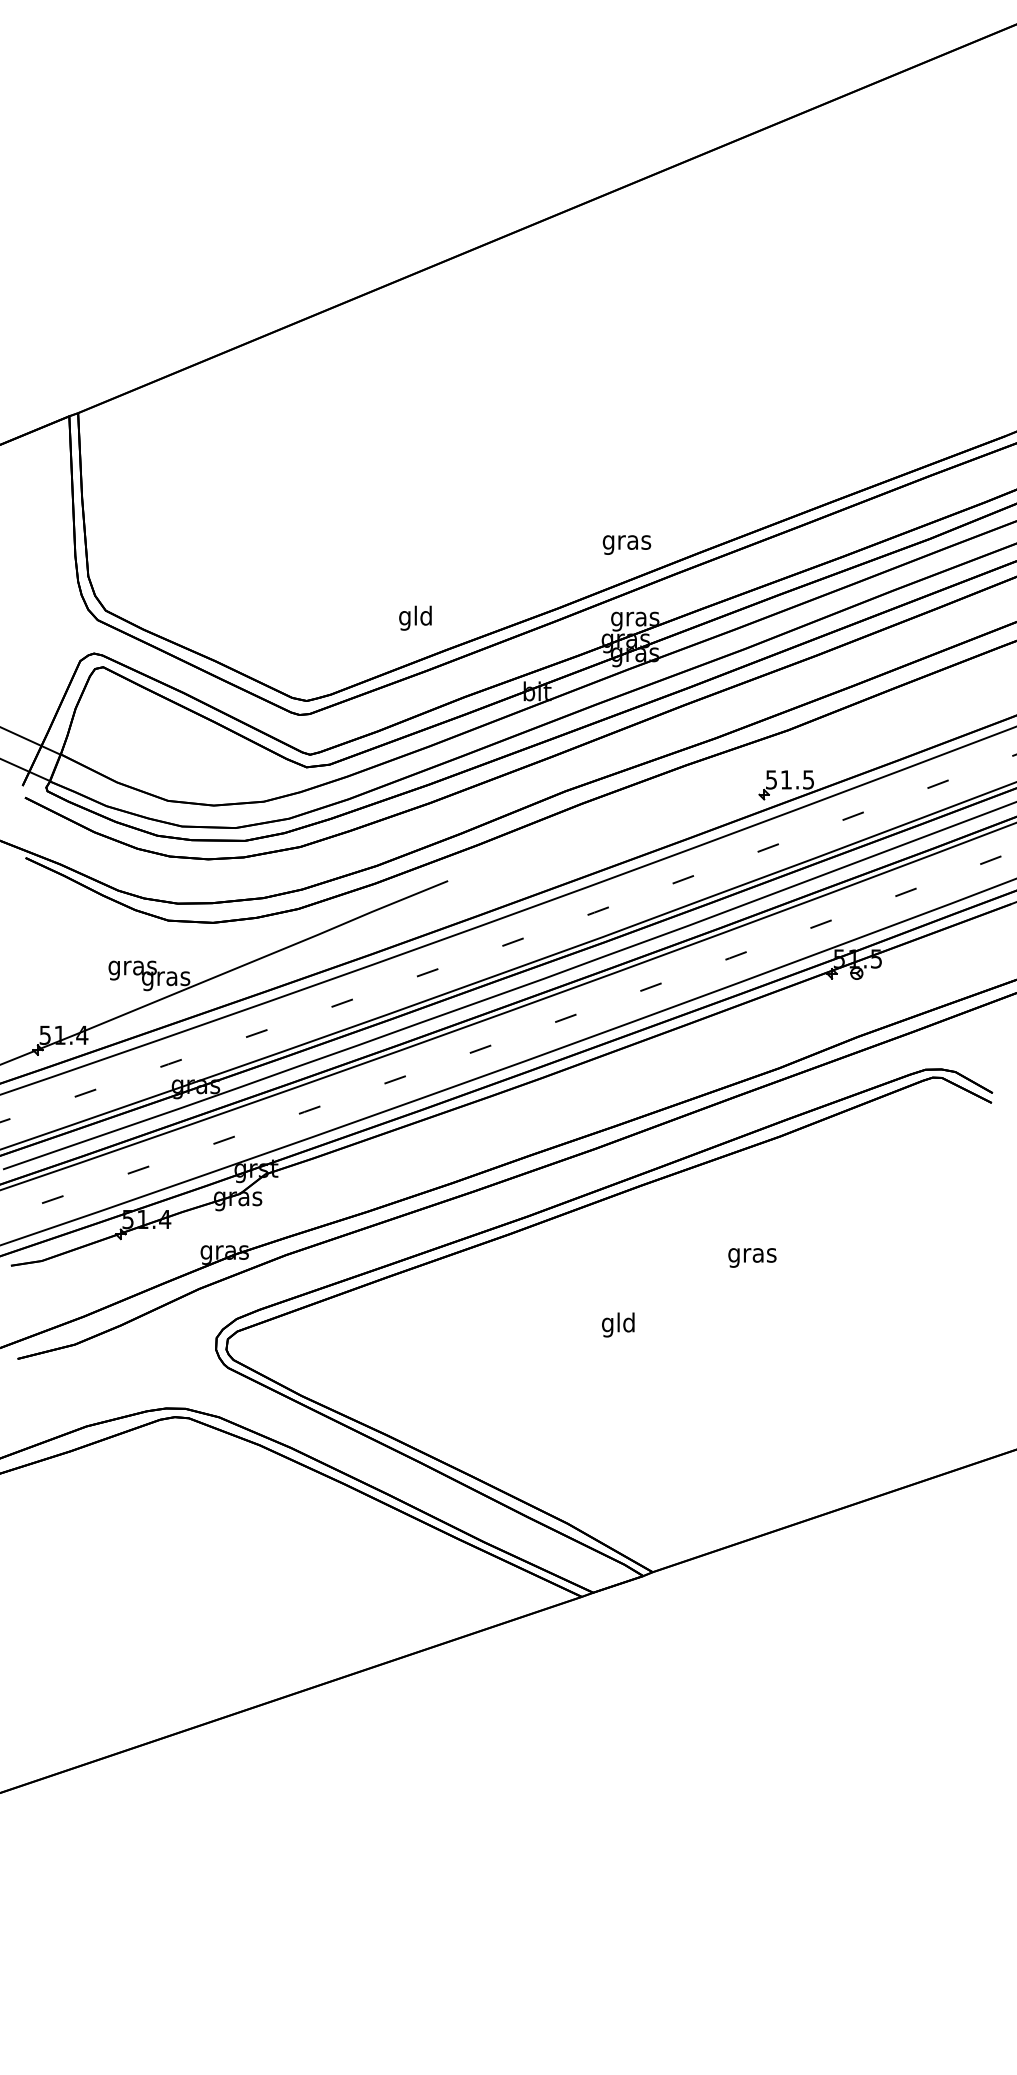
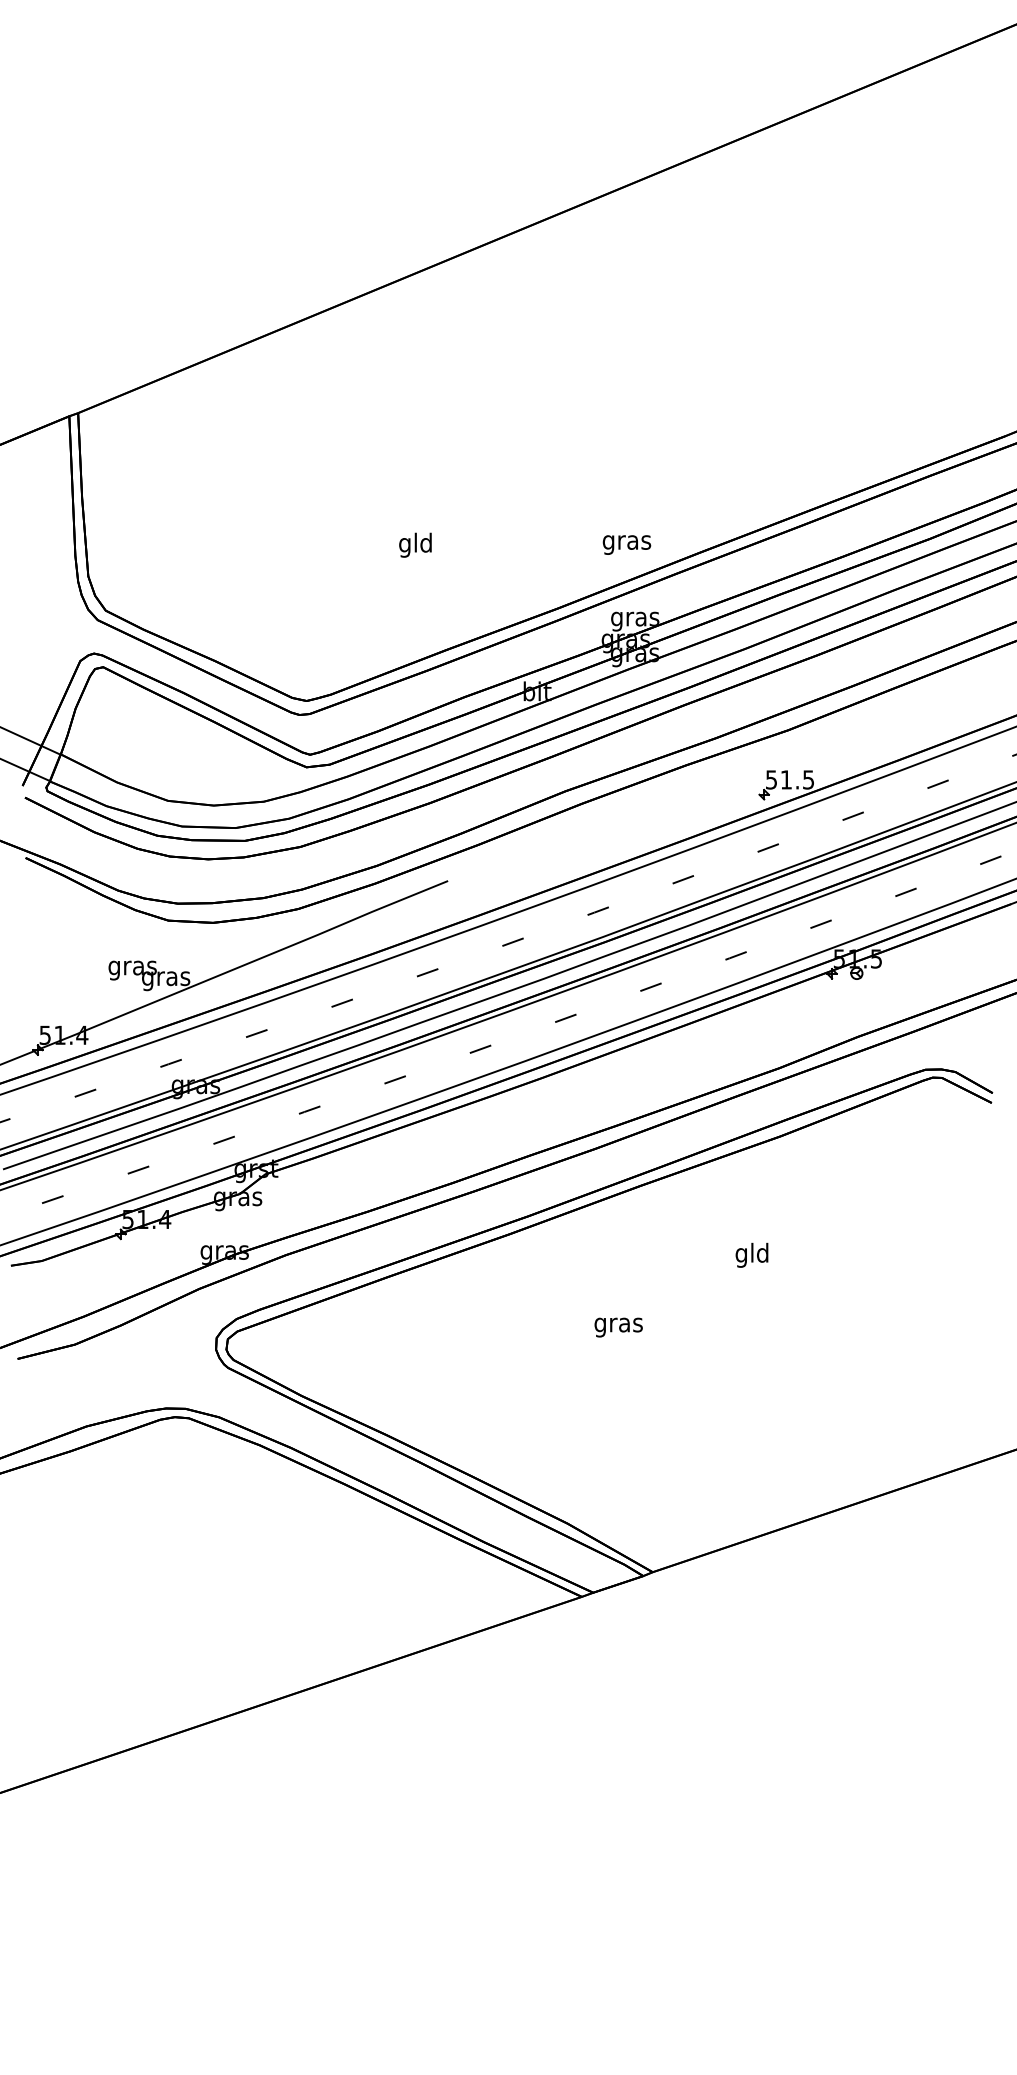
text position: (415, 617) -> (415, 544) (415, 544)
text: gras -> gld (752, 1254)
text: gld -> gras (618, 1324)
